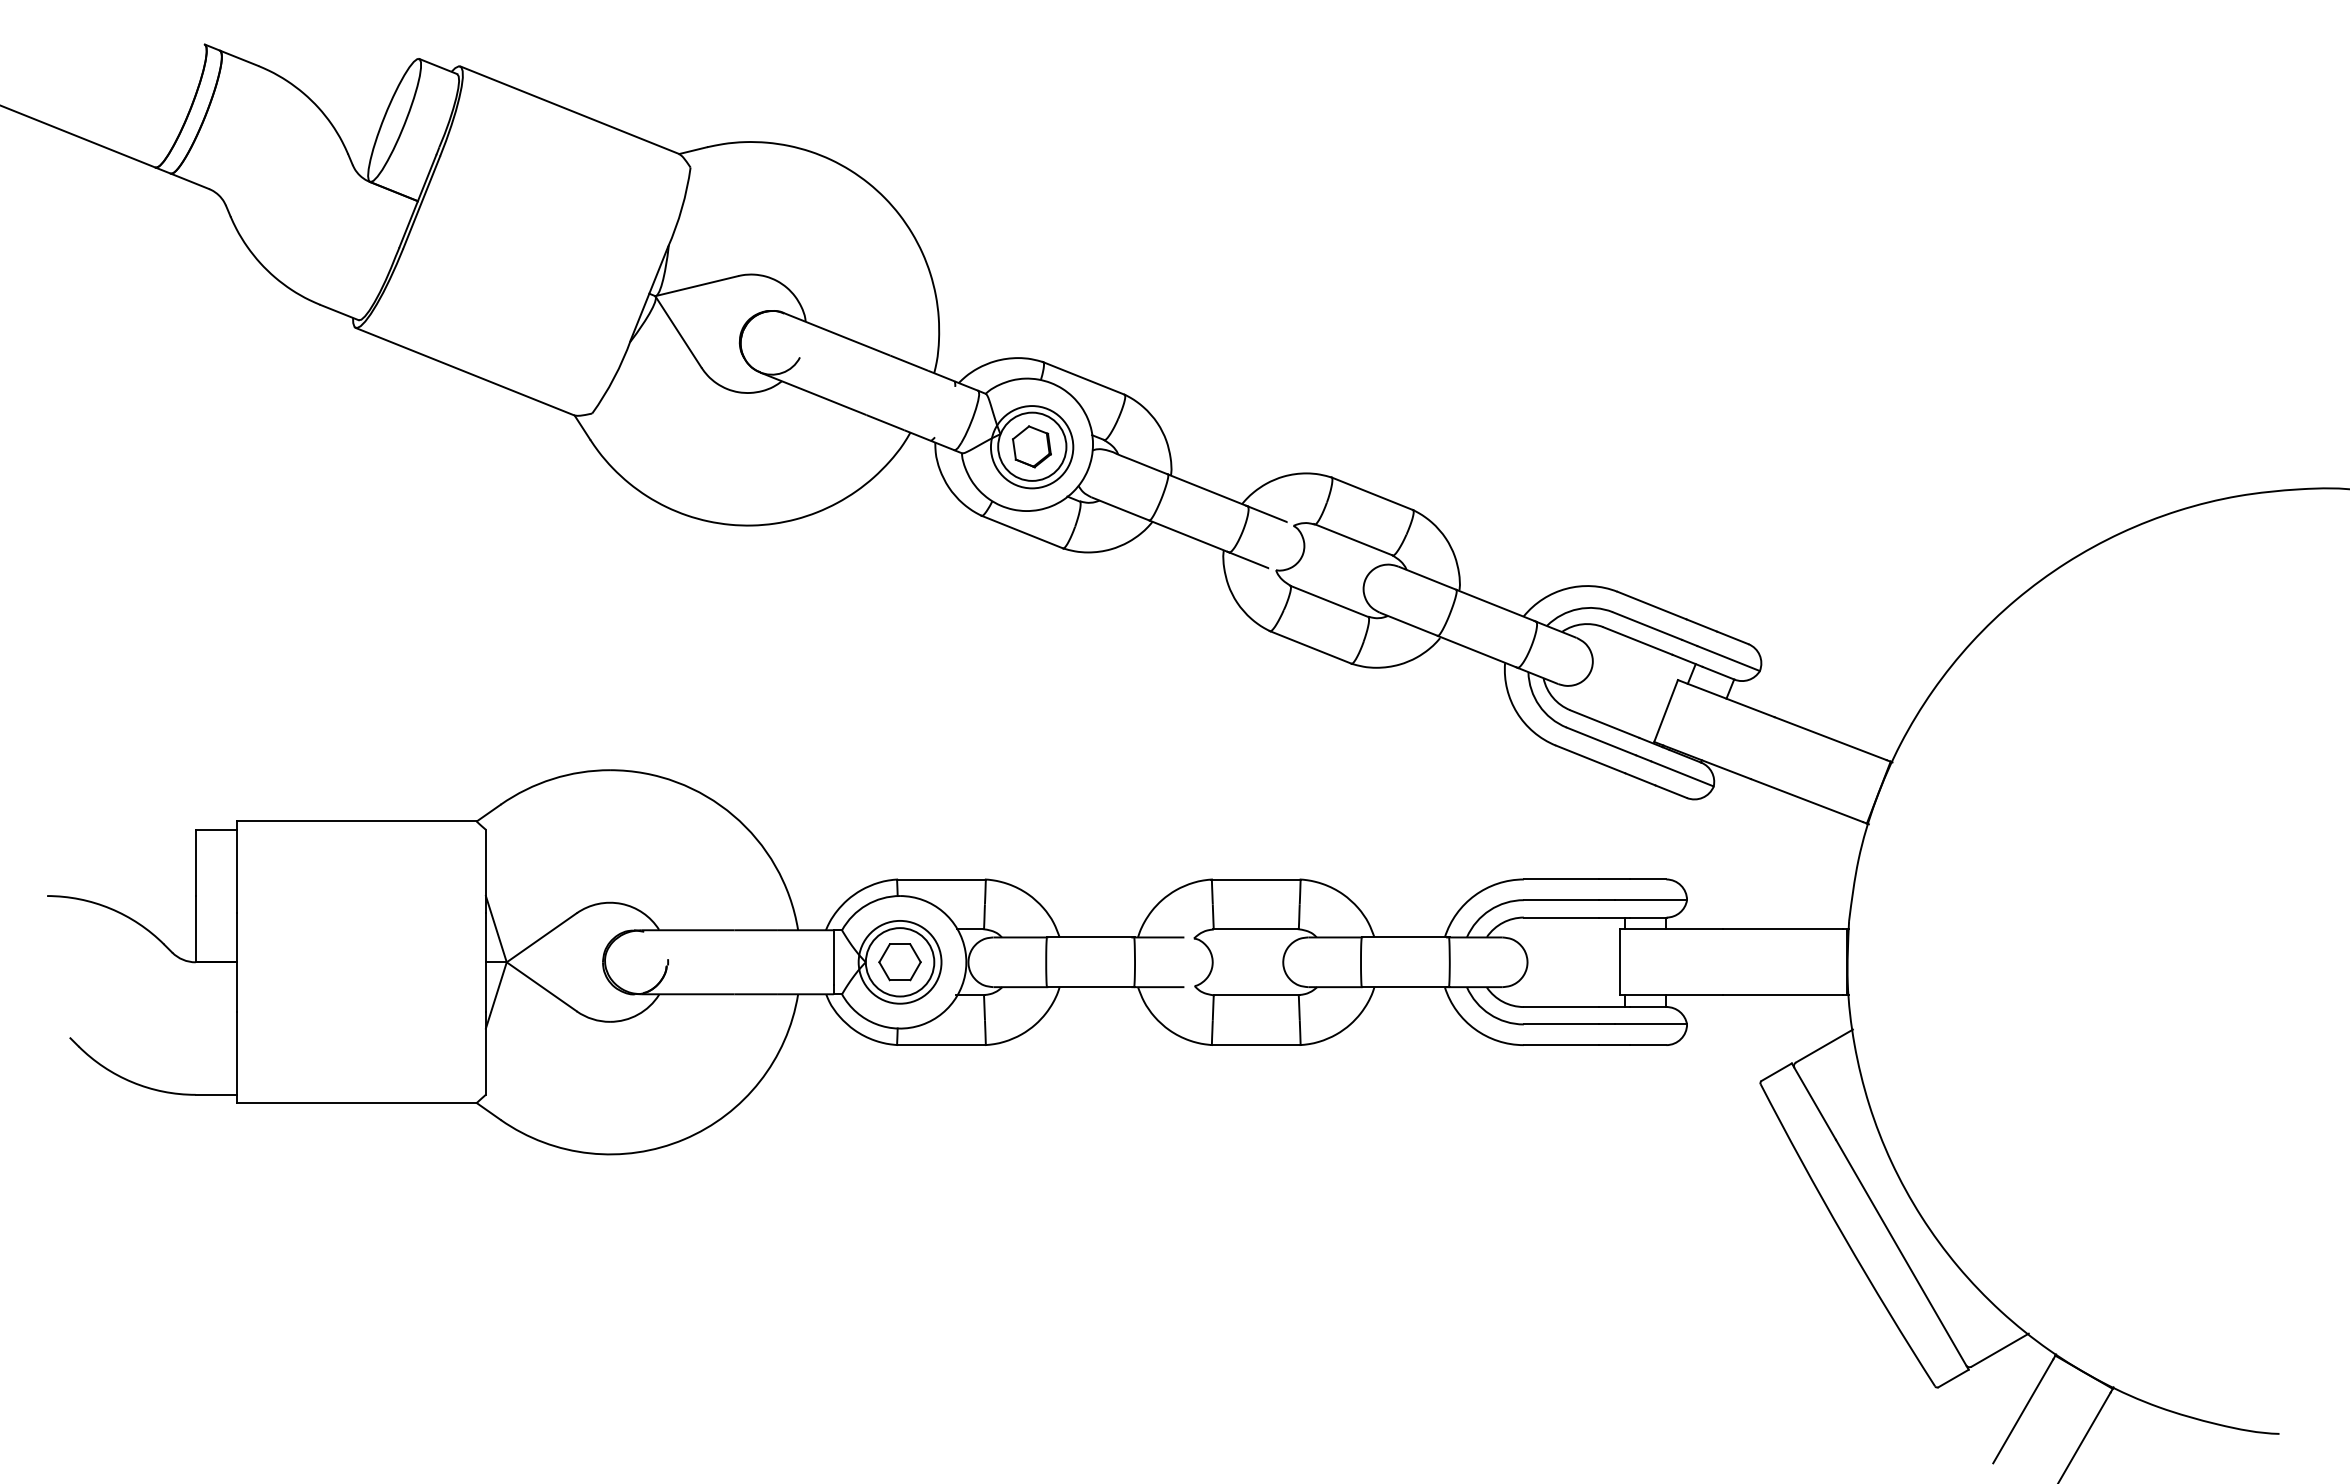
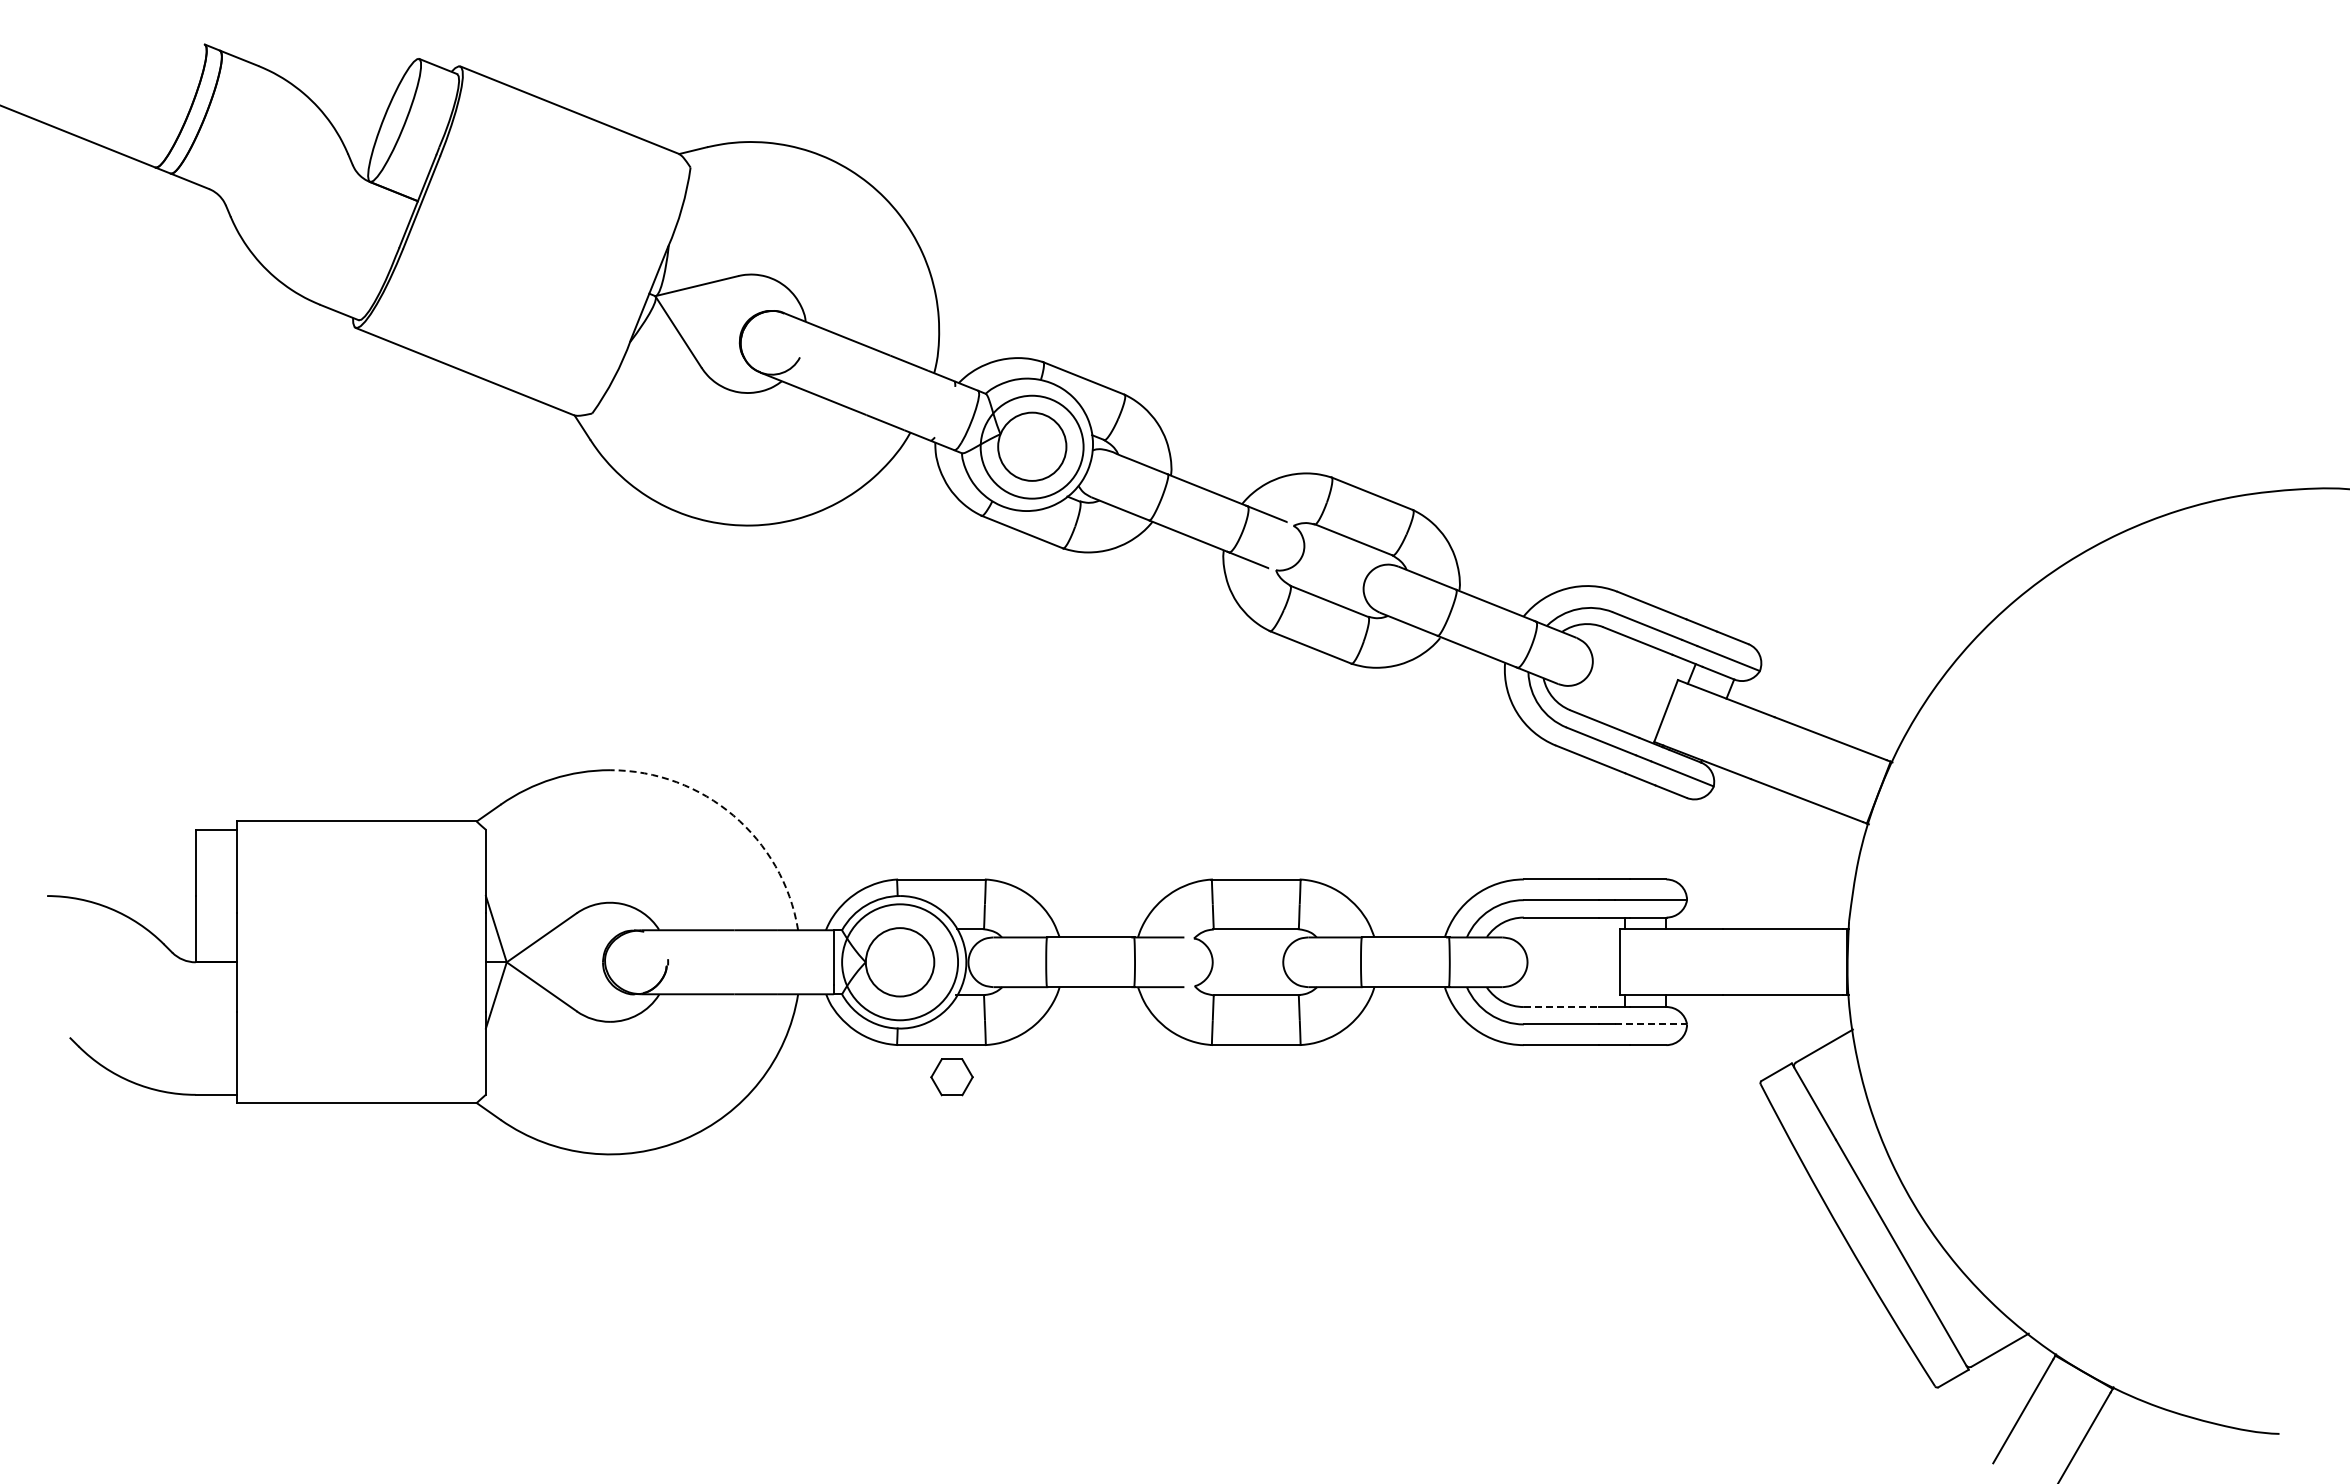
part: present -> none (1031, 446)
circle diameter: 82 px -> 103 px (1031, 446)
arc: solid -> dashed (733, 815)
circle diameter: 83 px -> 116 px (900, 962)
part position: (899, 962) -> (951, 1077) (951, 1077)
line: solid -> dashed (1561, 1007)
line: solid -> dashed (1651, 1024)
